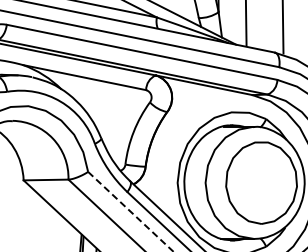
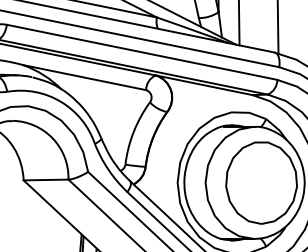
line position: (245, 23) -> (238, 23) (238, 23)
line position: (282, 27) -> (277, 27) (277, 27)
line: dashed -> solid (131, 212)
